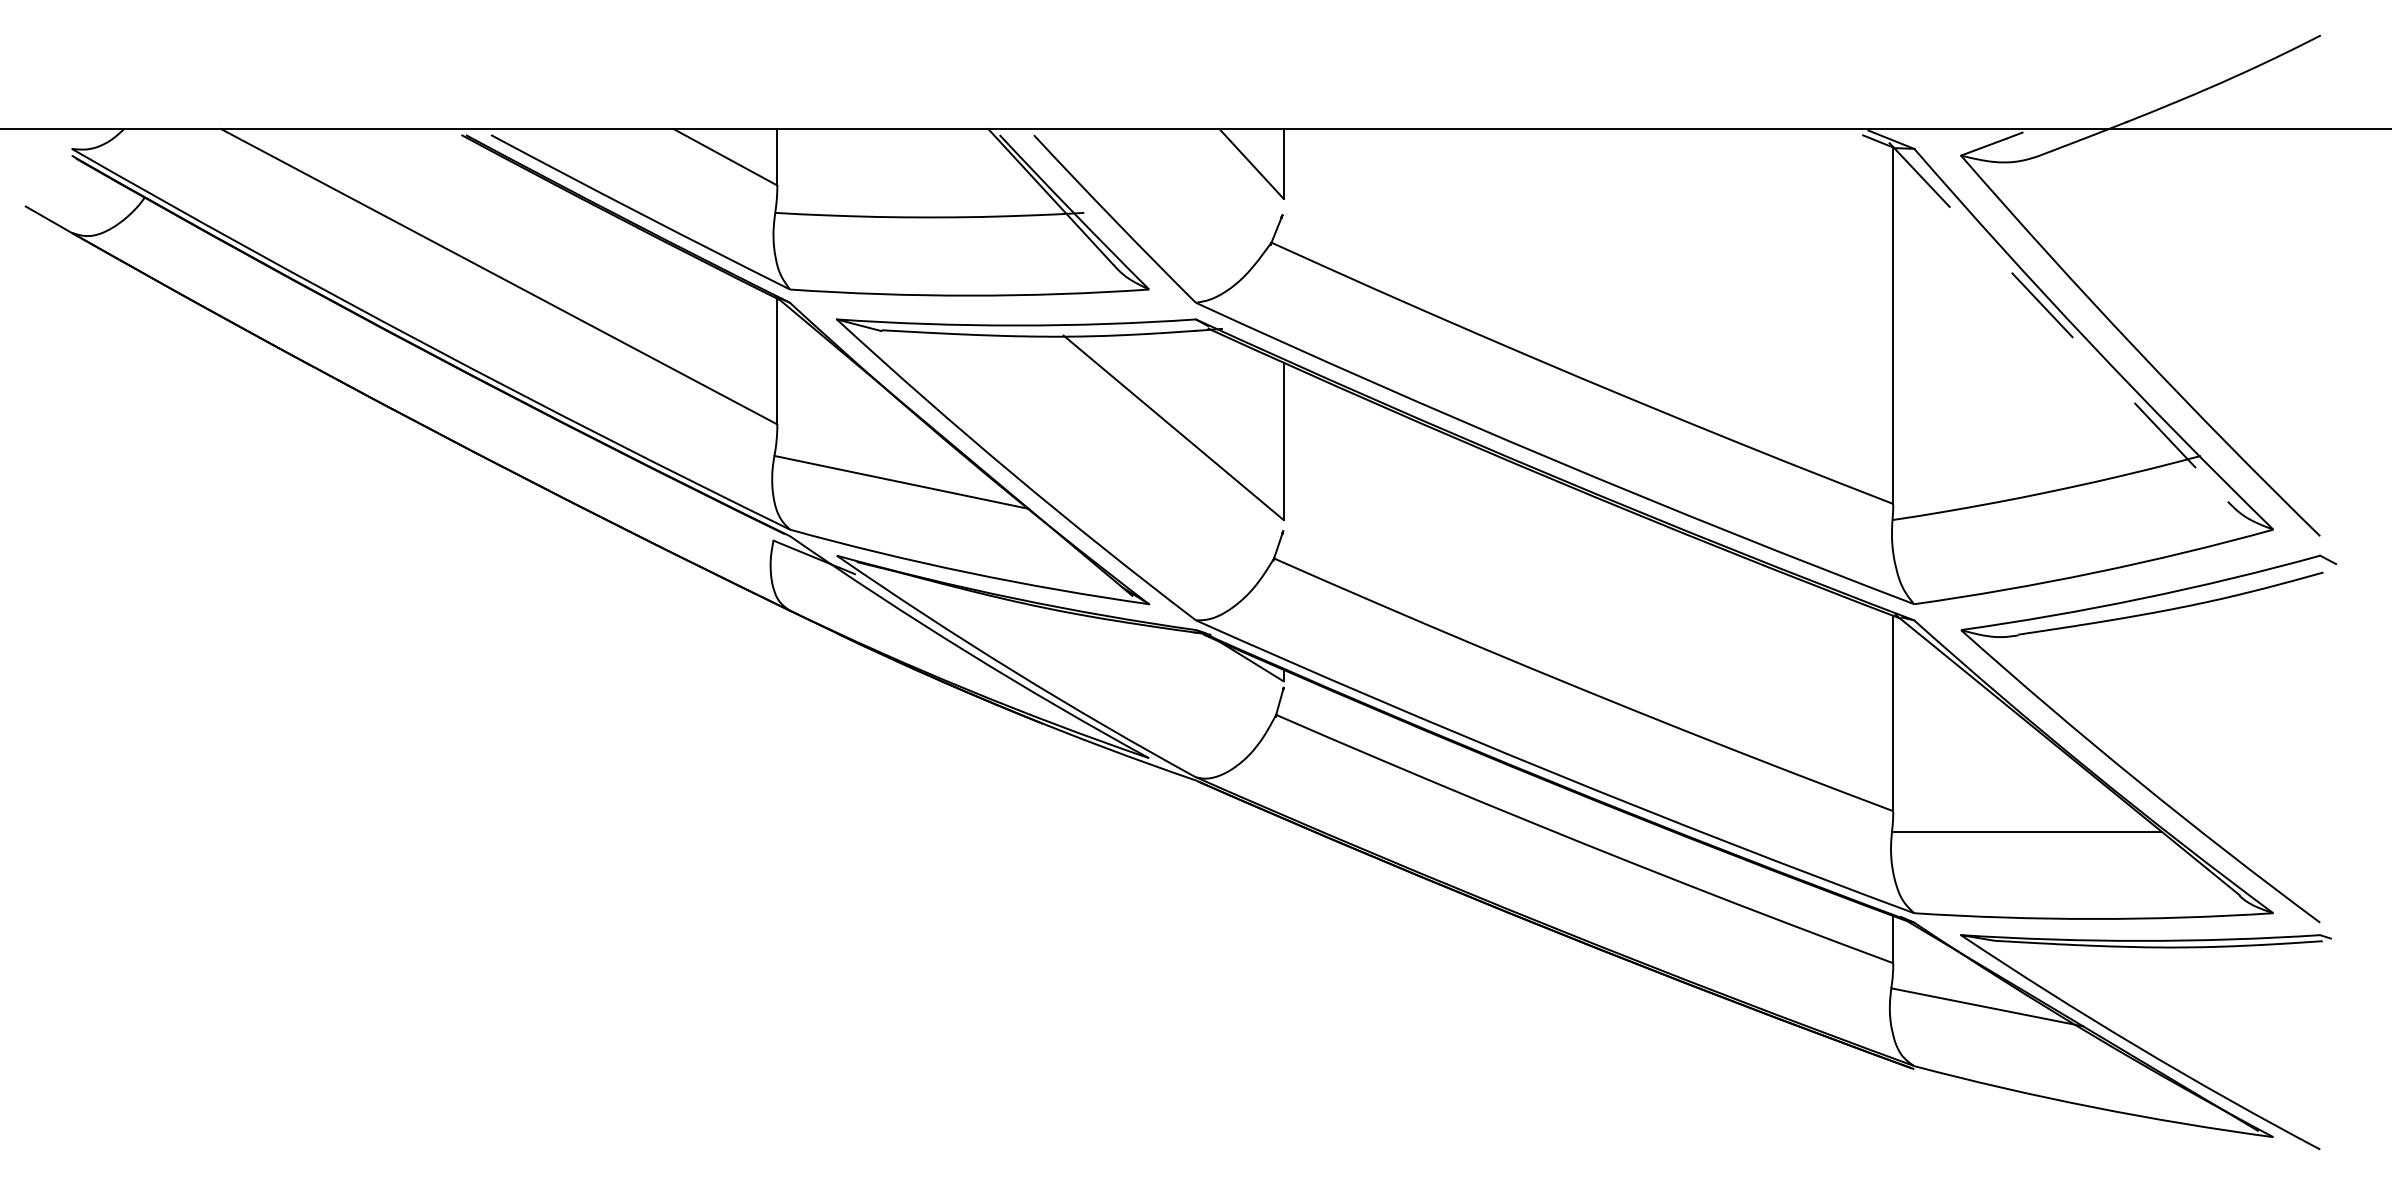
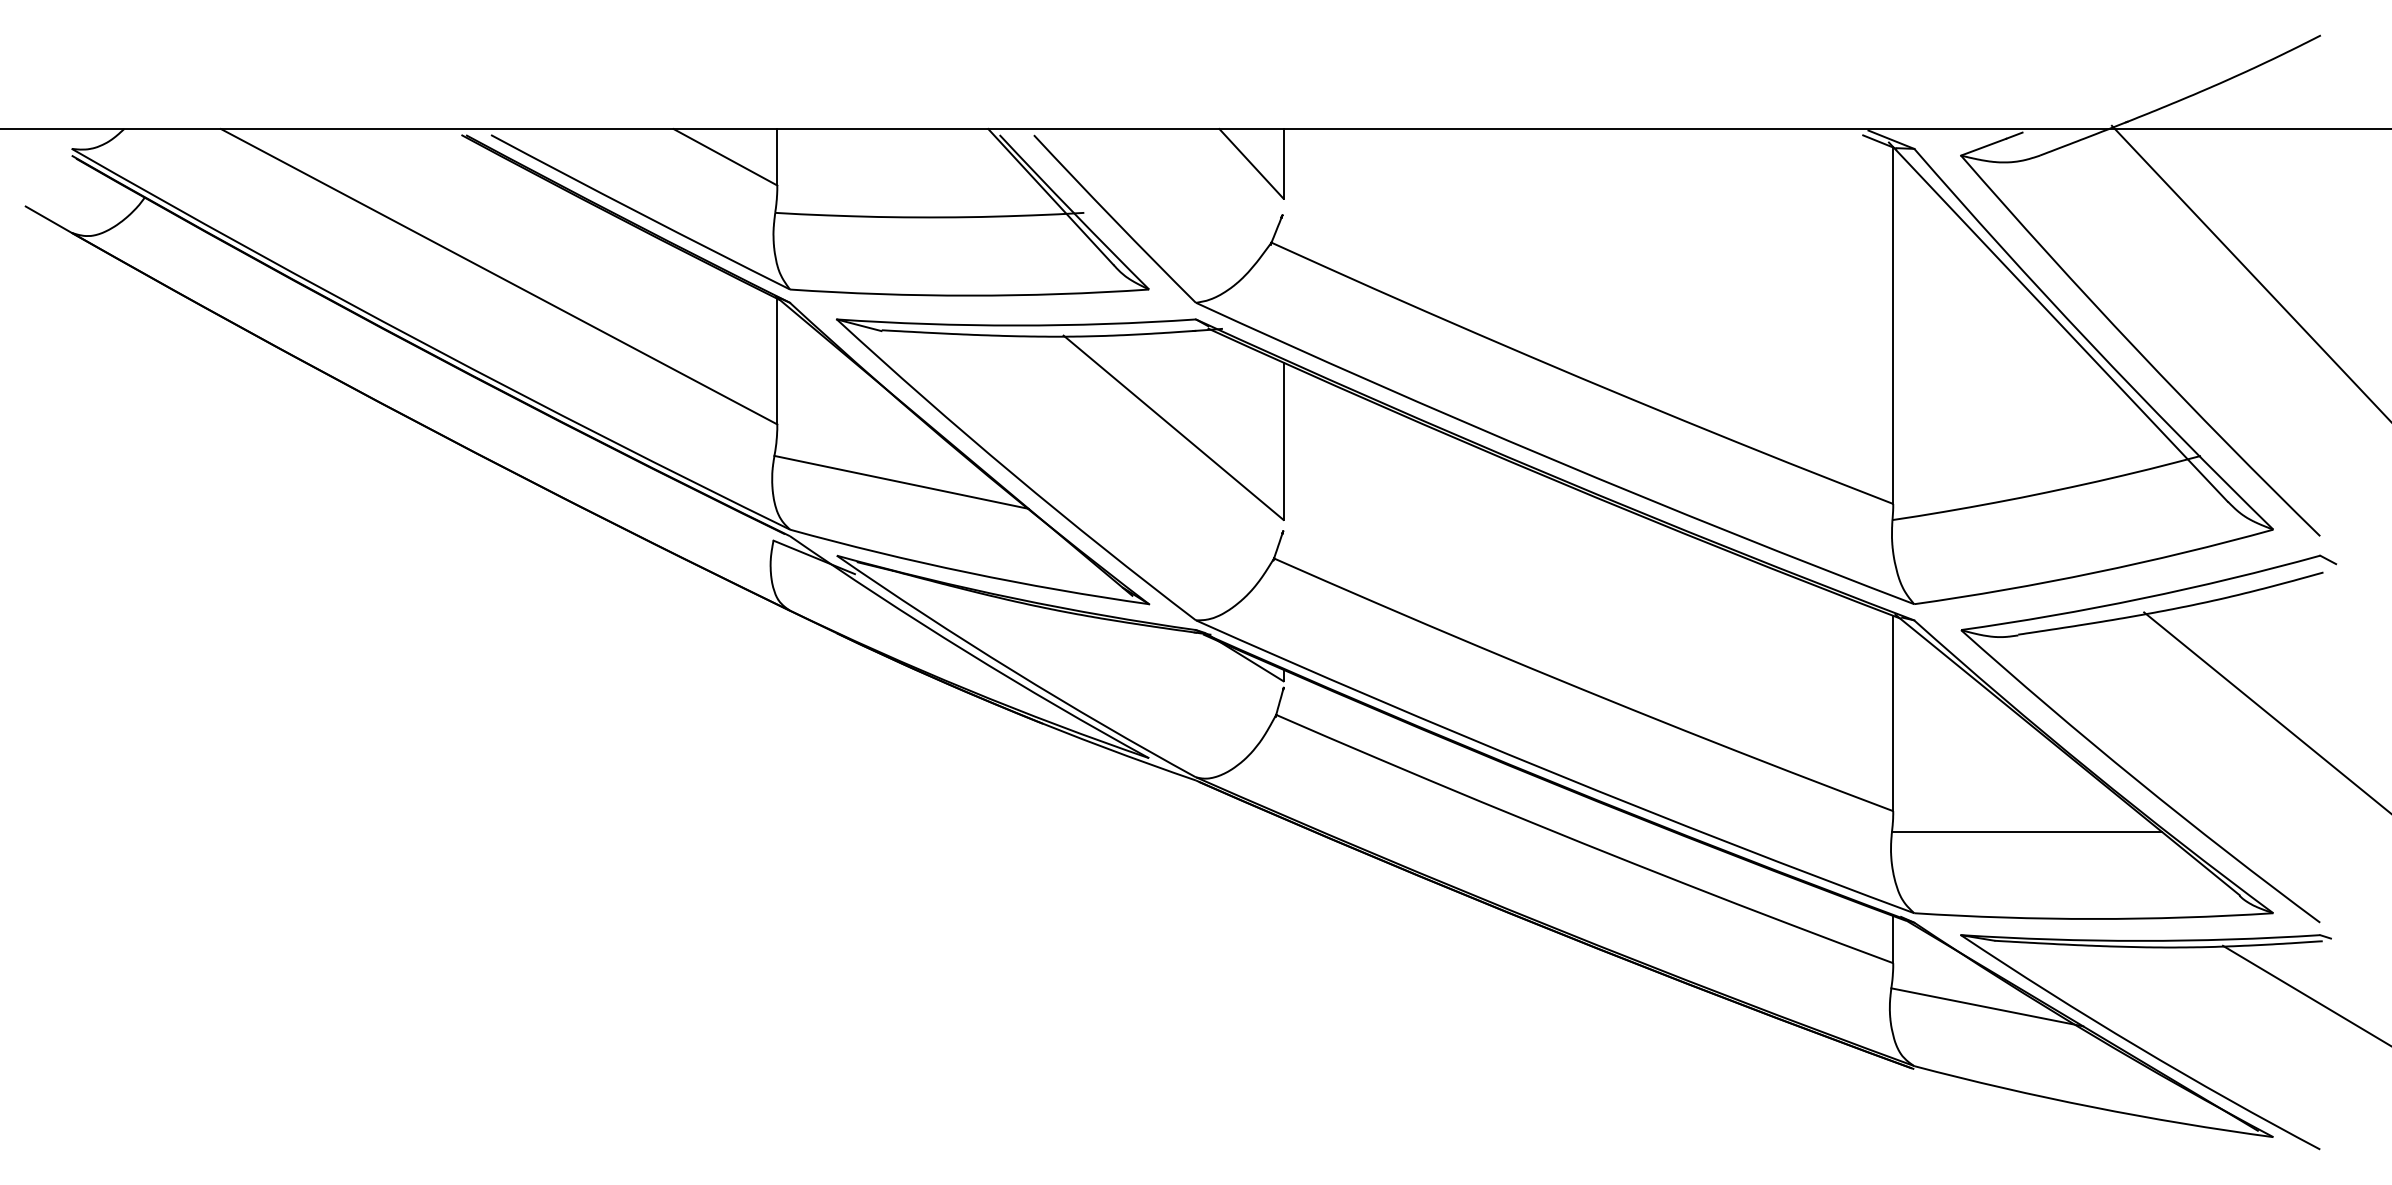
line: none -> present (2249, 272)
line: dashed -> solid (2058, 322)
line: none -> present (2266, 711)
line: none -> present (2305, 994)
